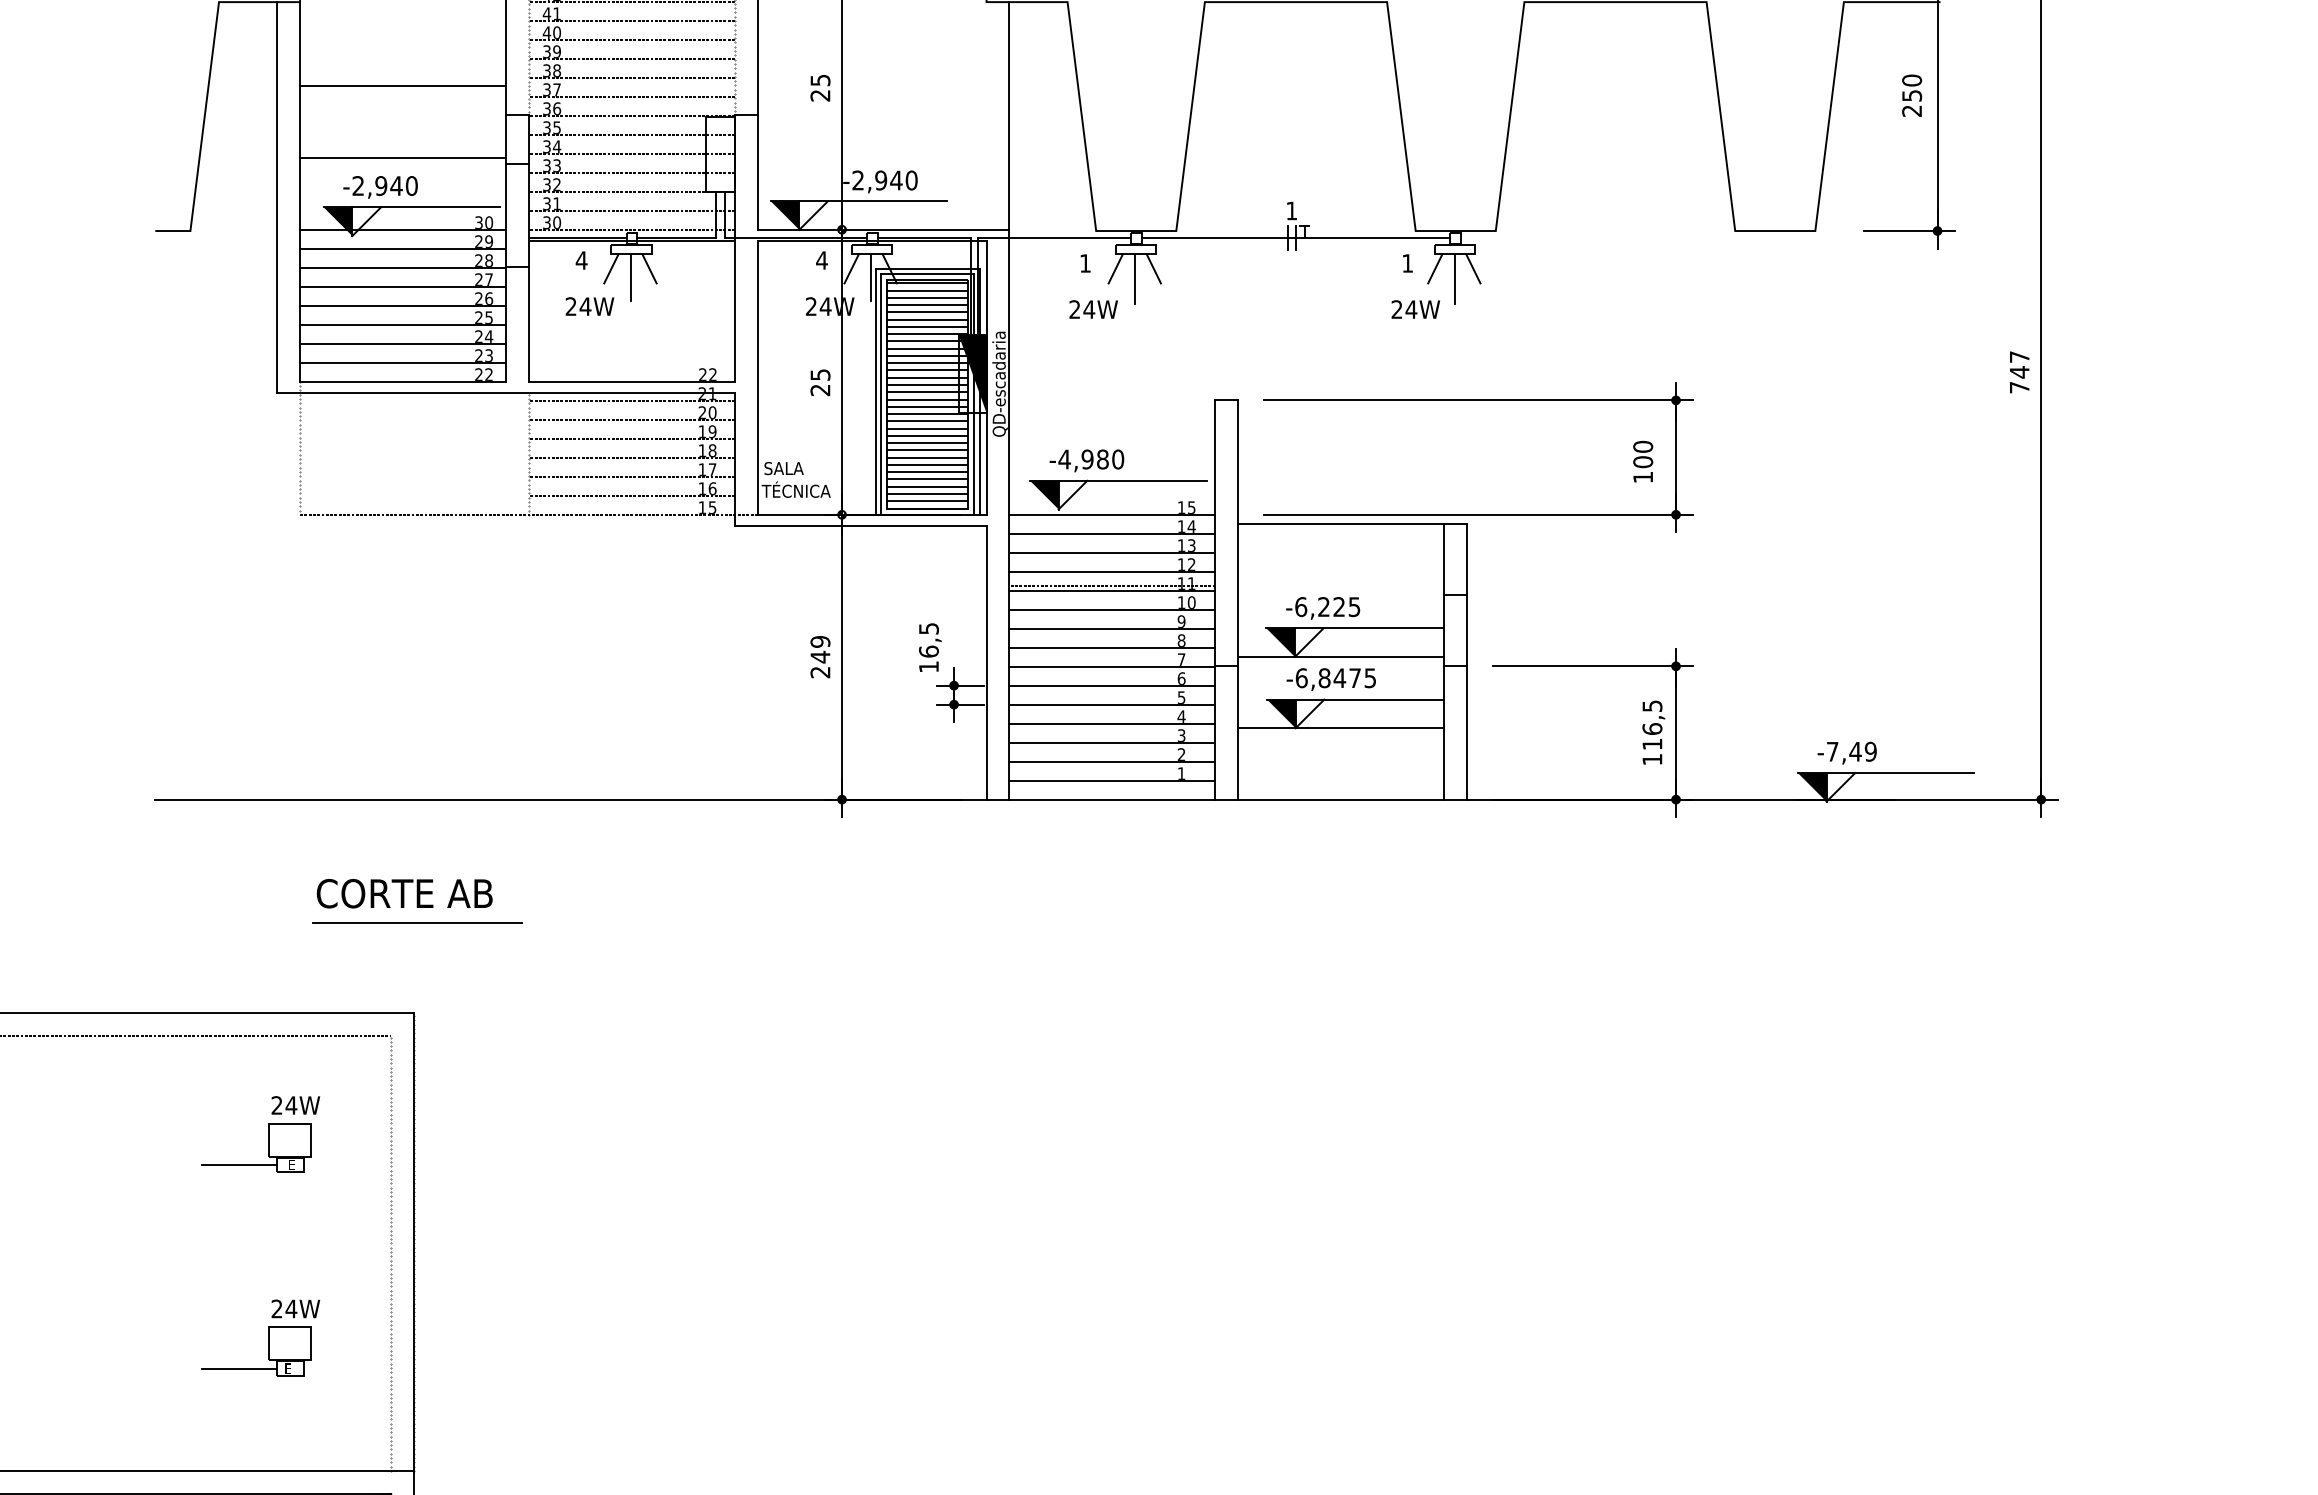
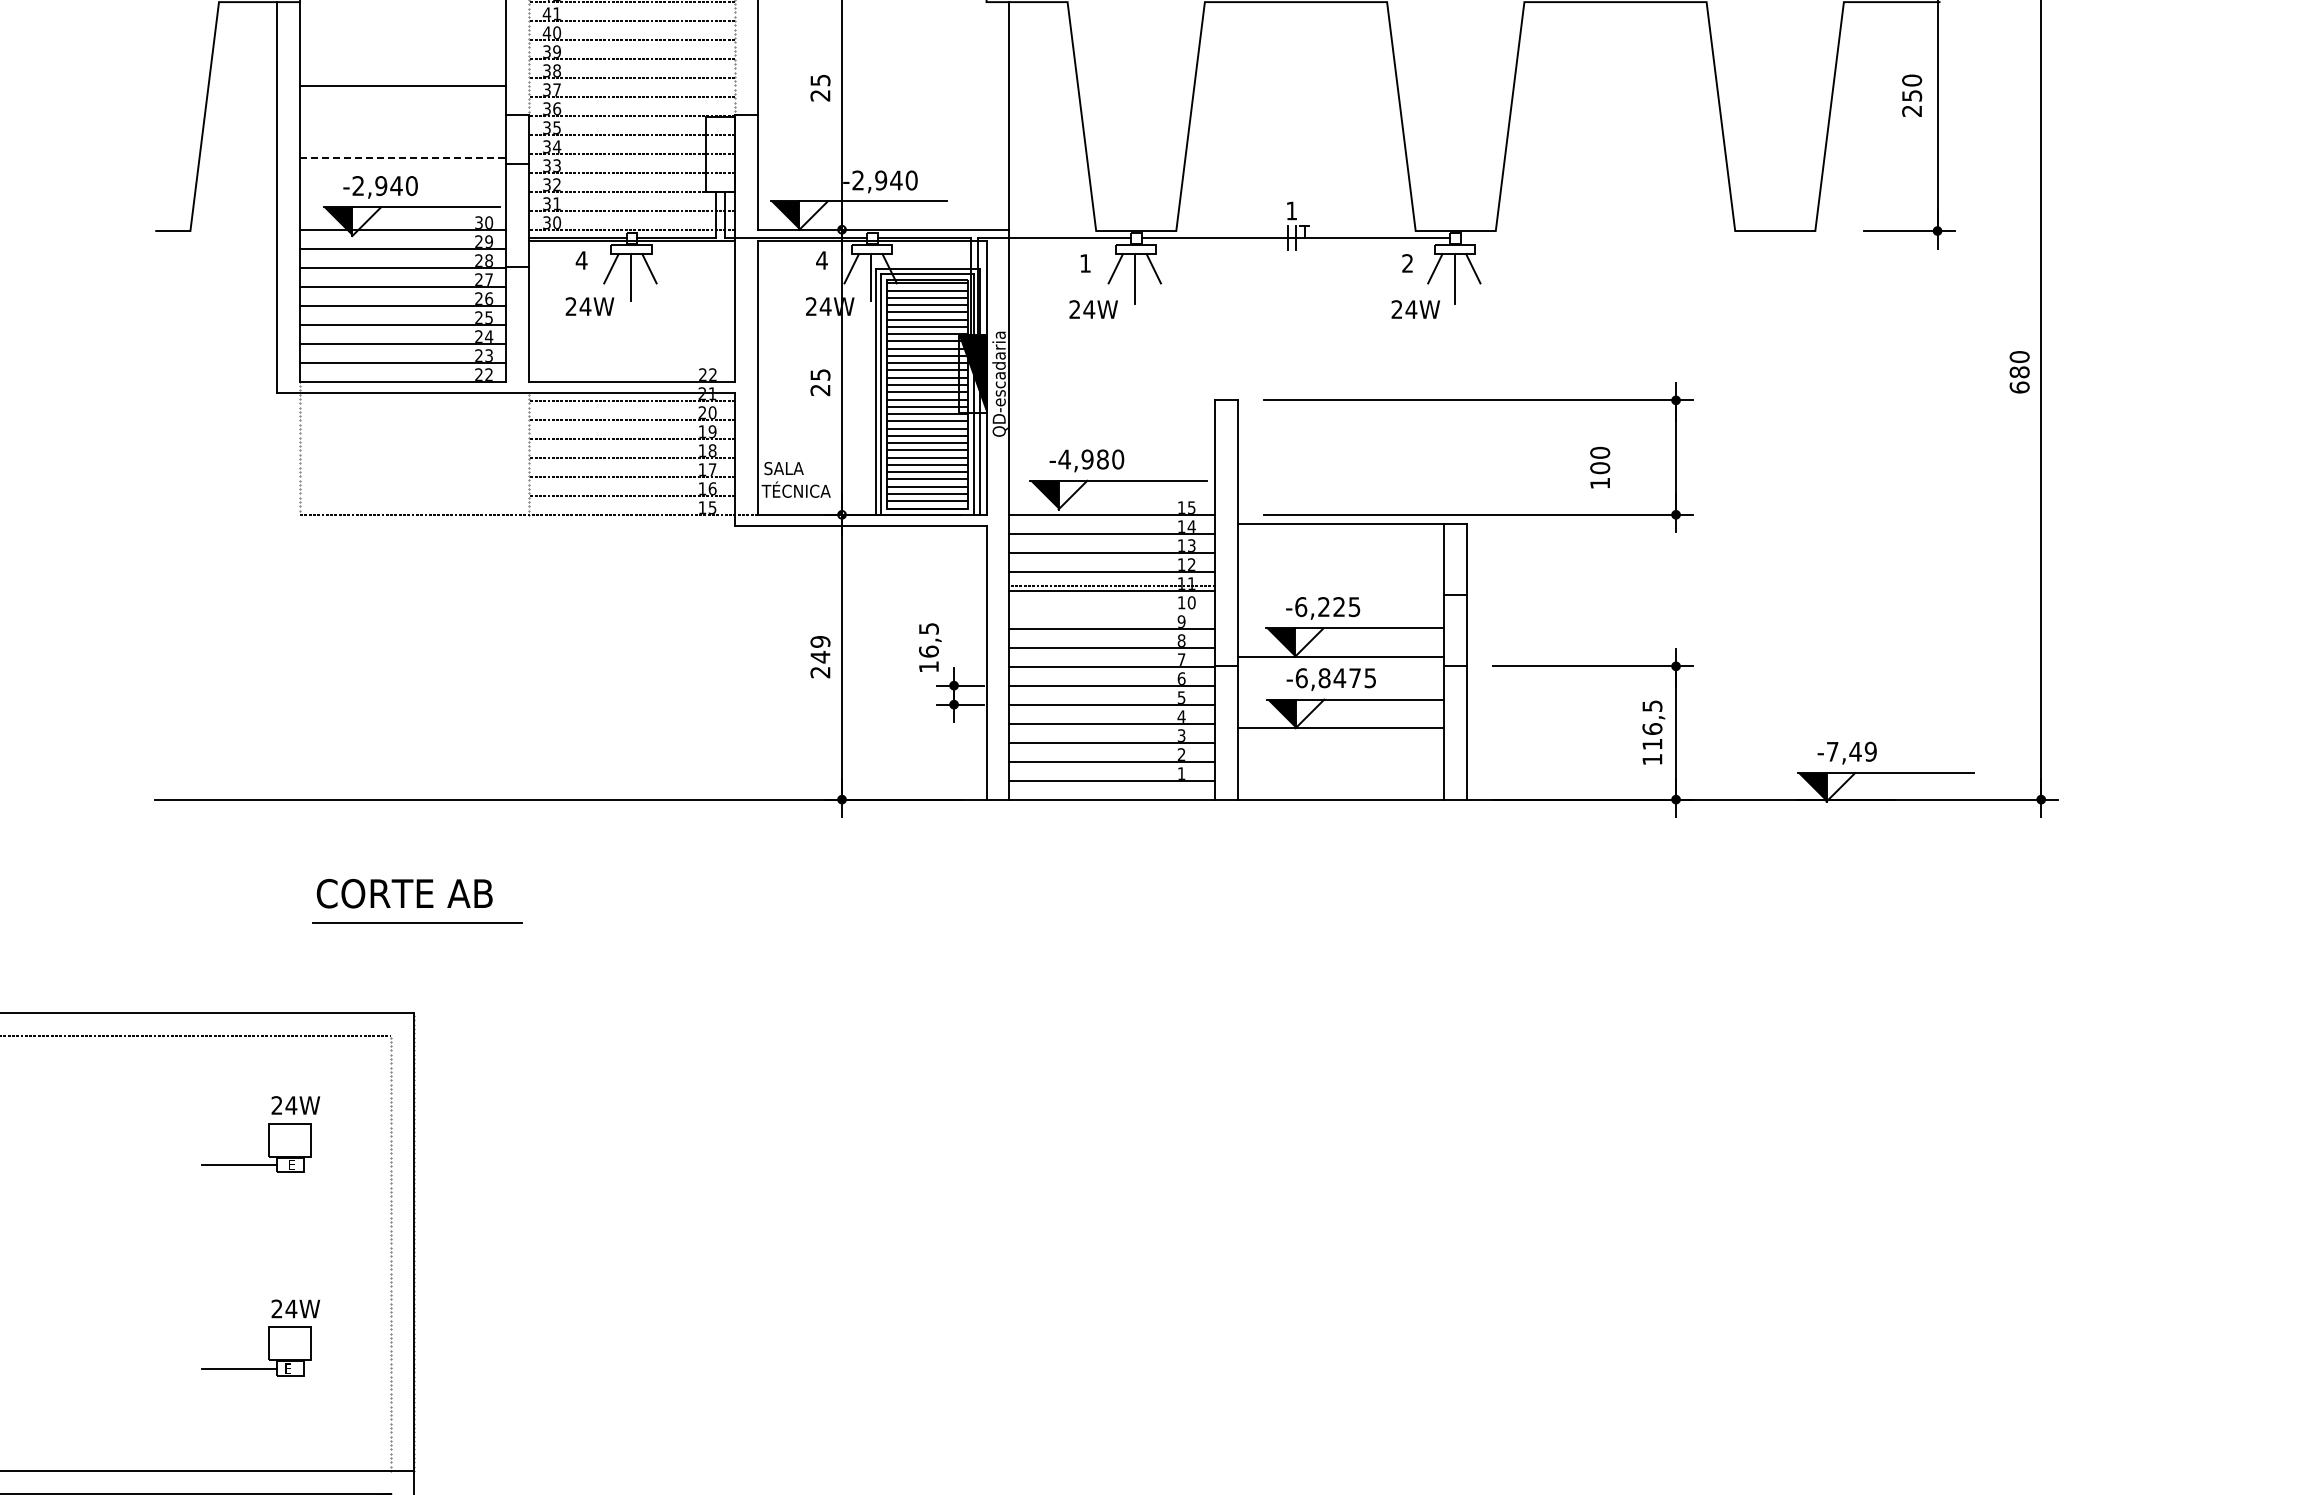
line: solid -> dashed (403, 157)
text: 1 -> 2 (1407, 263)
text: 747 -> 680 (2019, 372)
text position: (1643, 461) -> (1600, 467) (1600, 467)
line: present -> none (1112, 609)
